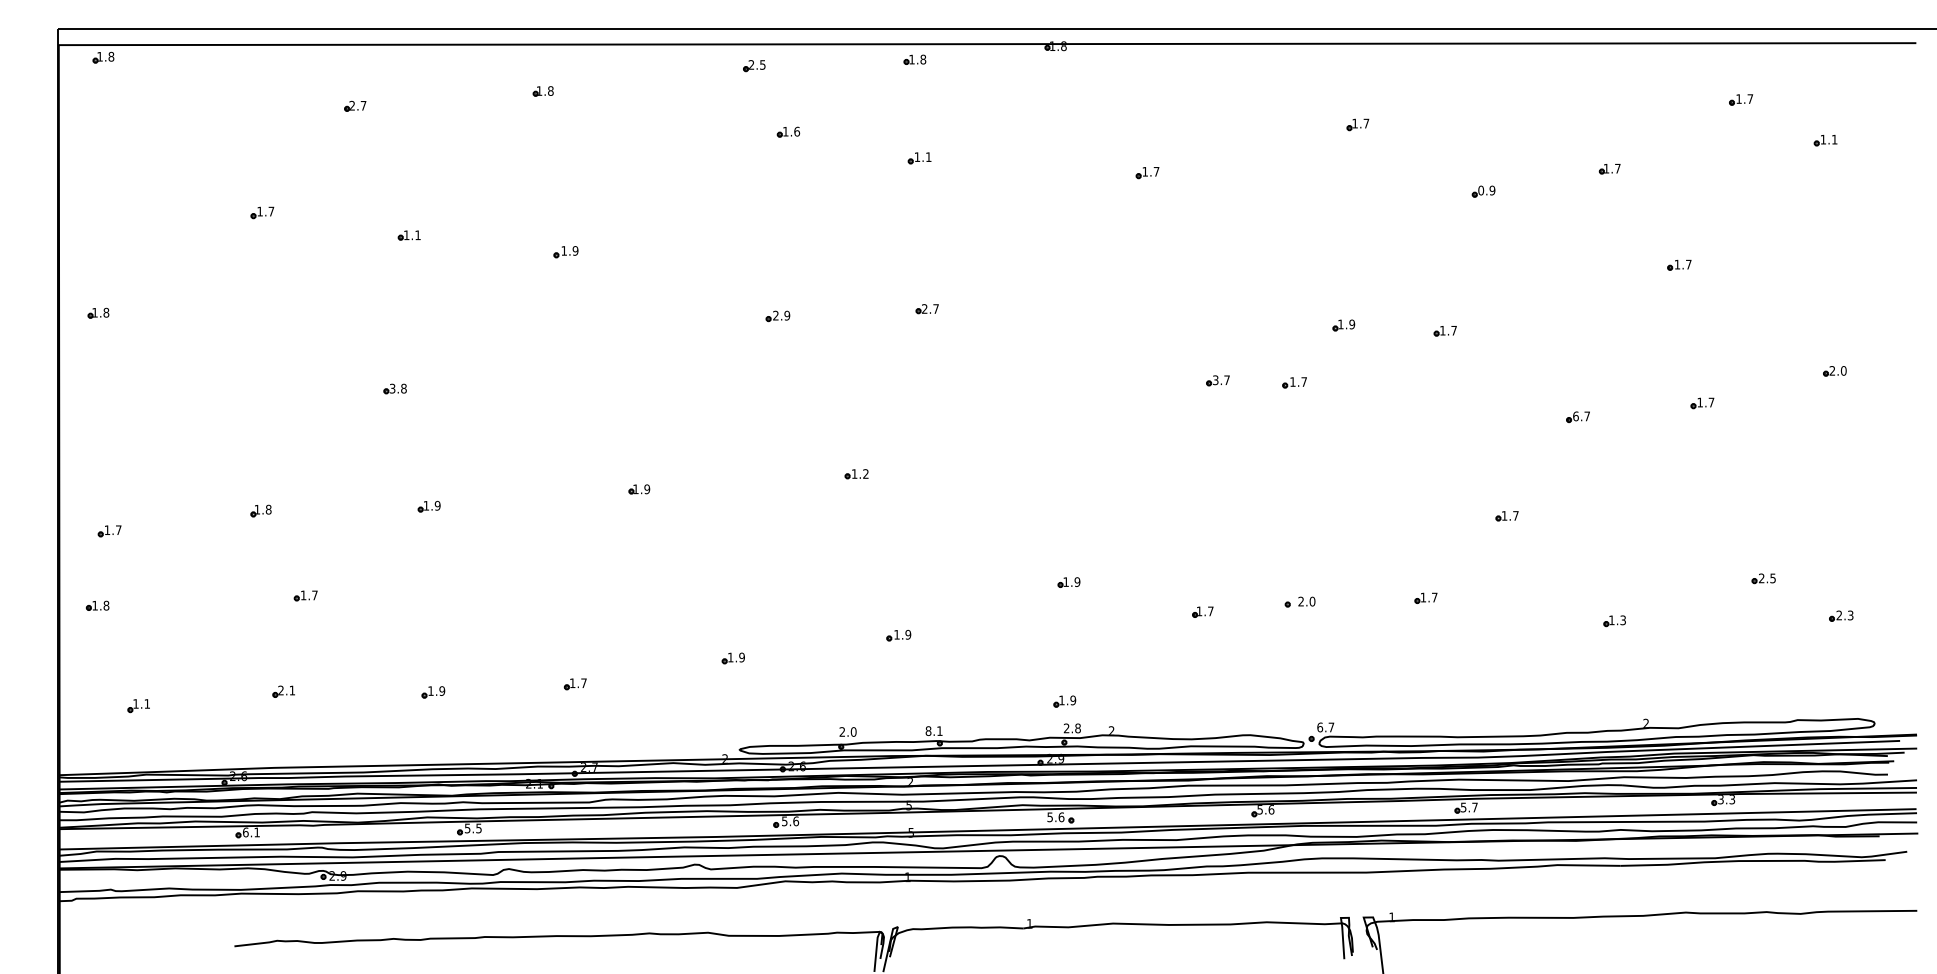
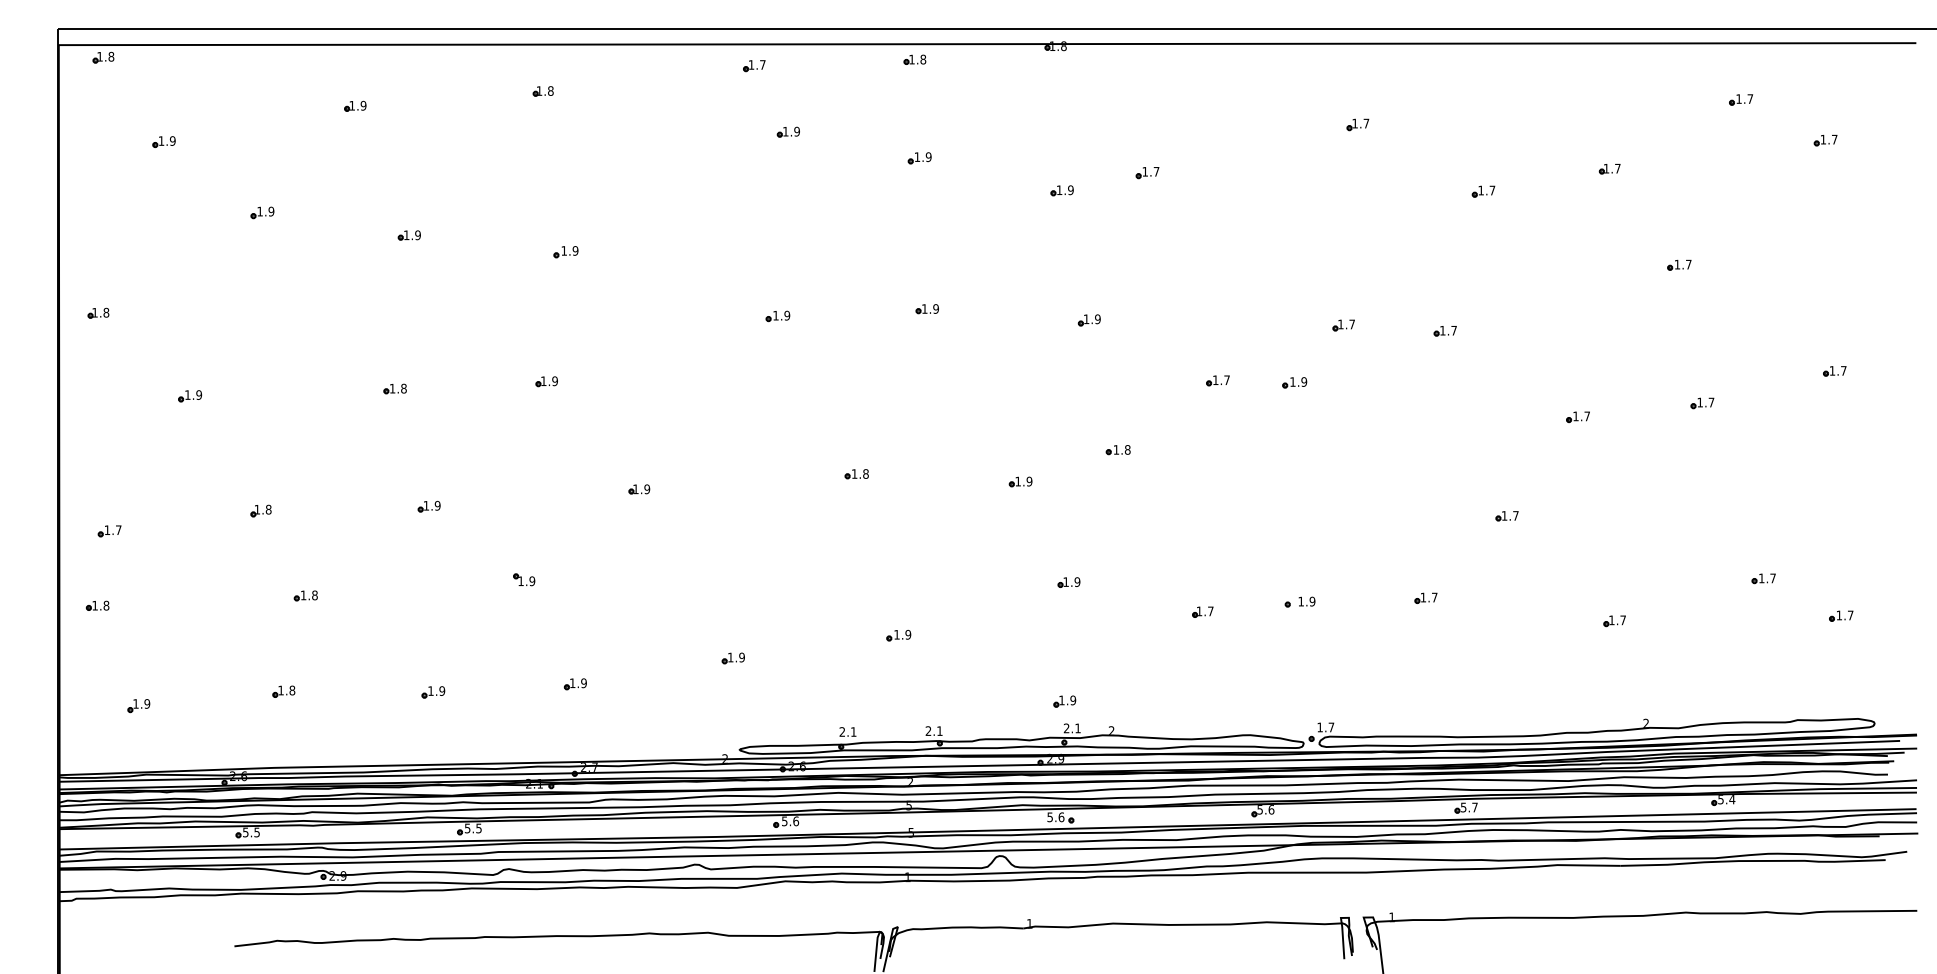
text: 2.5 -> 1.7 (756, 64)
text: 2.7 -> 1.9 (357, 105)
text: 1.6 -> 1.9 (797, 131)
text: 1.1 -> 1.7 (1834, 139)
part: none -> present (163, 141)
text: 1.1 -> 1.9 (928, 157)
part: none -> present (1061, 190)
text: 0.9 -> 1.7 (1486, 190)
text: 1.7 -> 1.9 (271, 211)
text: 1.1 -> 1.9 (417, 235)
text: 2.7 -> 1.9 (930, 308)
text: 2.9 -> 1.9 (775, 315)
part: none -> present (1088, 320)
text: 1.9 -> 1.7 (1352, 324)
text: 2.0 -> 1.7 (1837, 370)
text: 3.7 -> 1.7 (1215, 380)
part: none -> present (546, 381)
text: 1.7 -> 1.9 (1304, 381)
text: 3.8 -> 1.8 (392, 388)
part: none -> present (190, 396)
text: 6.7 -> 1.7 (1575, 416)
part: none -> present (1117, 450)
text: 1.2 -> 1.8 (865, 473)
part: none -> present (1020, 481)
text: 2.5 -> 1.7 (1767, 578)
part: none -> present (524, 579)
text: 1.7 -> 1.8 (314, 595)
text: 2.0 -> 1.9 (1306, 601)
text: 2.3 -> 1.7 (1844, 615)
text: 1.3 -> 1.7 (1622, 620)
text: 1.7 -> 1.9 (583, 683)
text: 2.1 -> 1.8 (286, 690)
text: 1.1 -> 1.9 (147, 703)
text: 6.7 -> 1.7 (1320, 727)
text: 2.8 -> 2.1 (1077, 728)
text: 8.1 -> 2.1 (928, 730)
text: 2.0 -> 2.1 (853, 731)
text: 3.3 -> 5.4 (1726, 799)
text: 6.1 -> 5.5 (251, 832)
